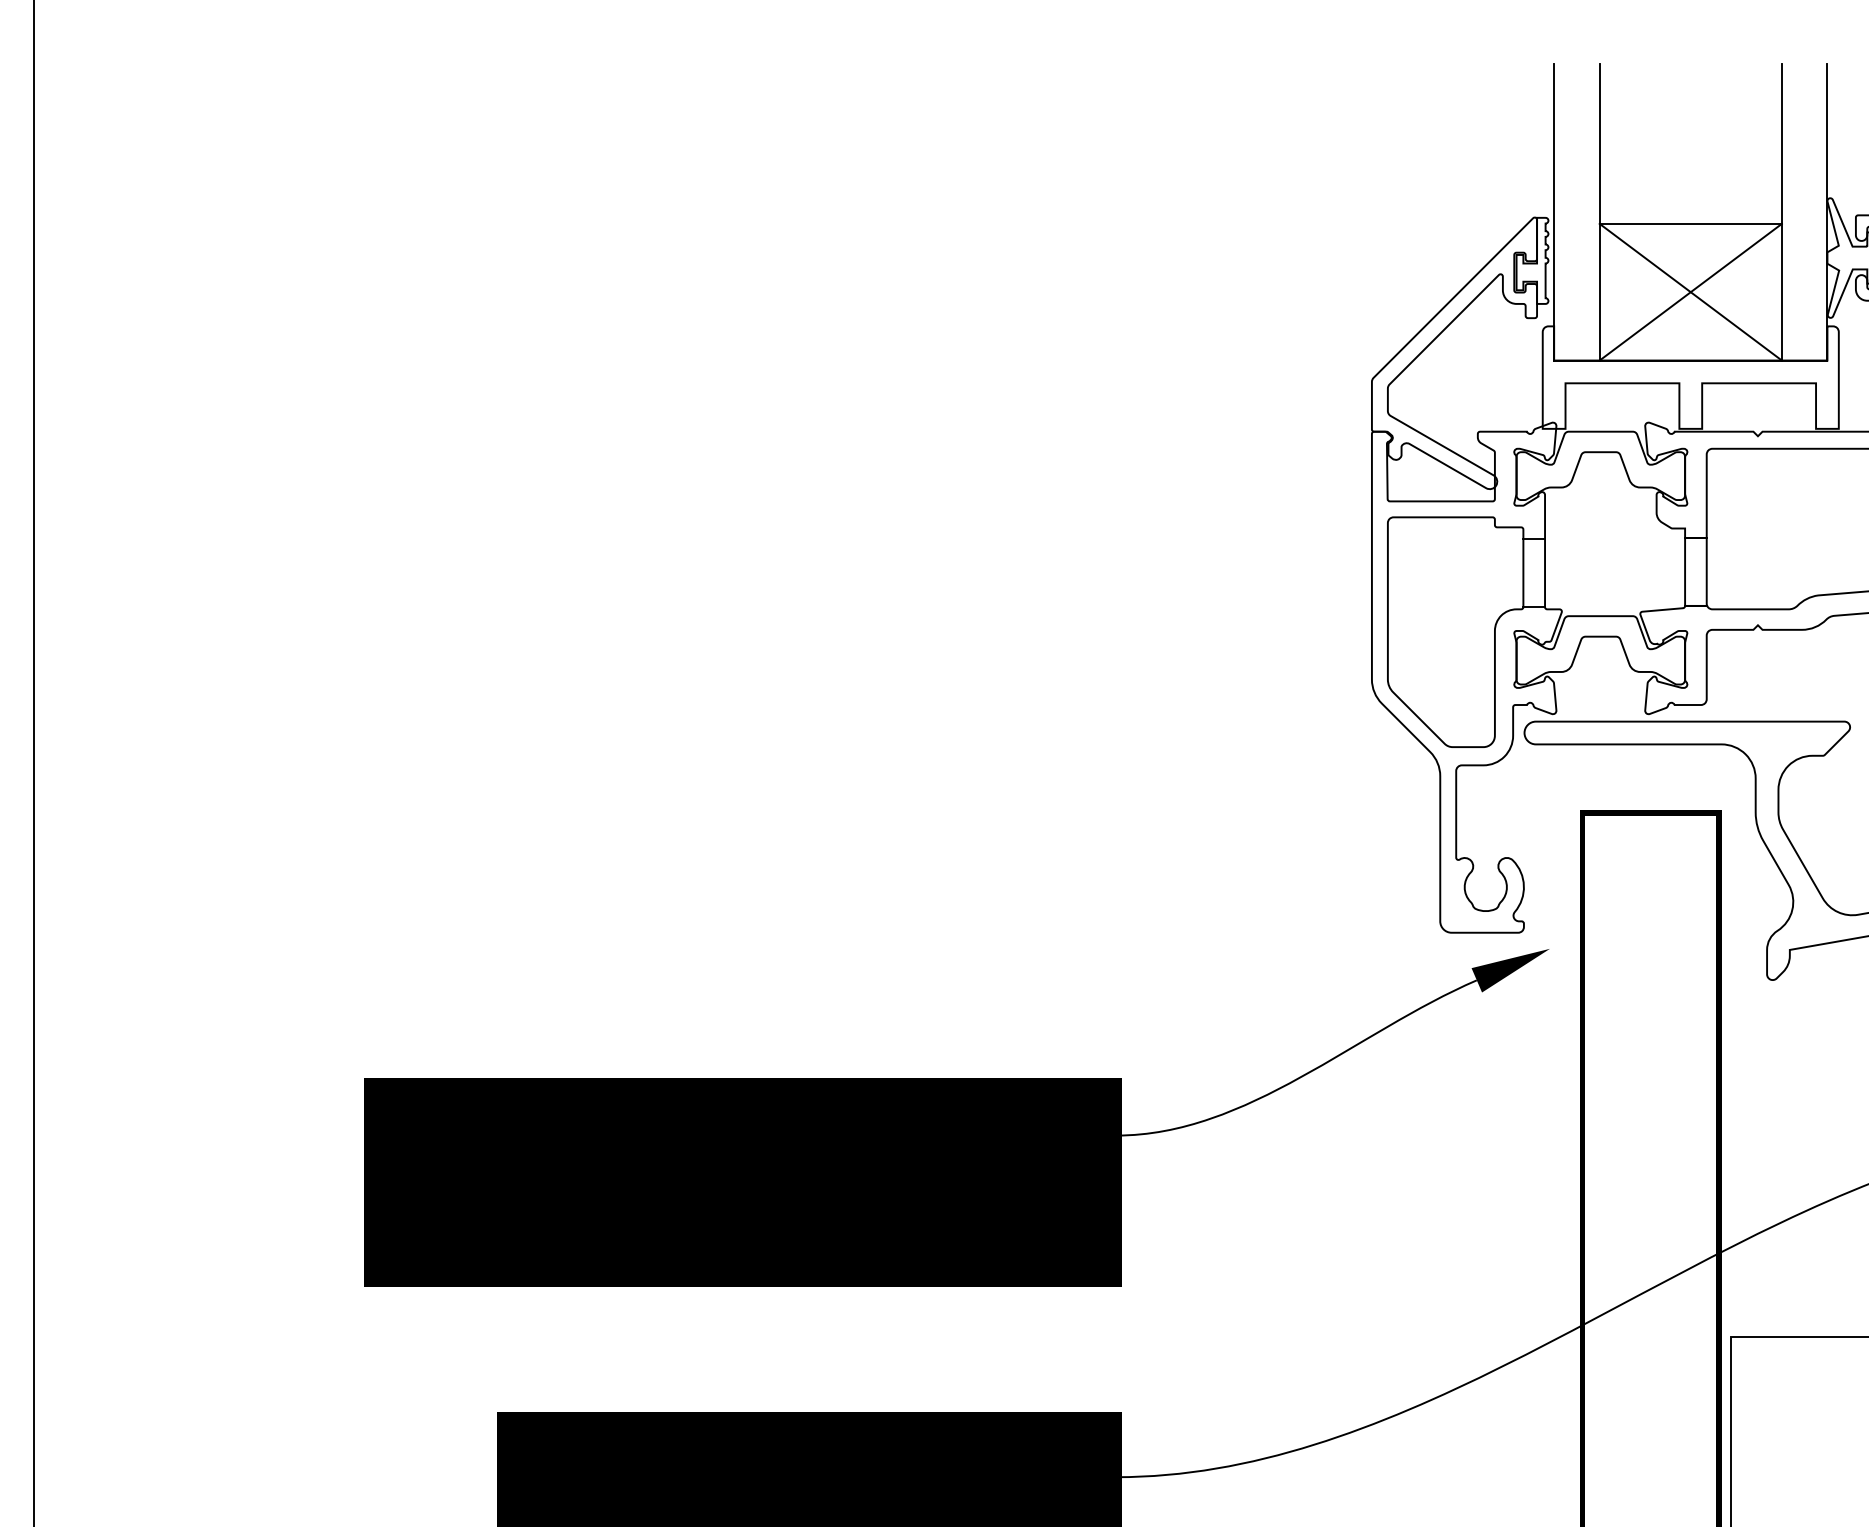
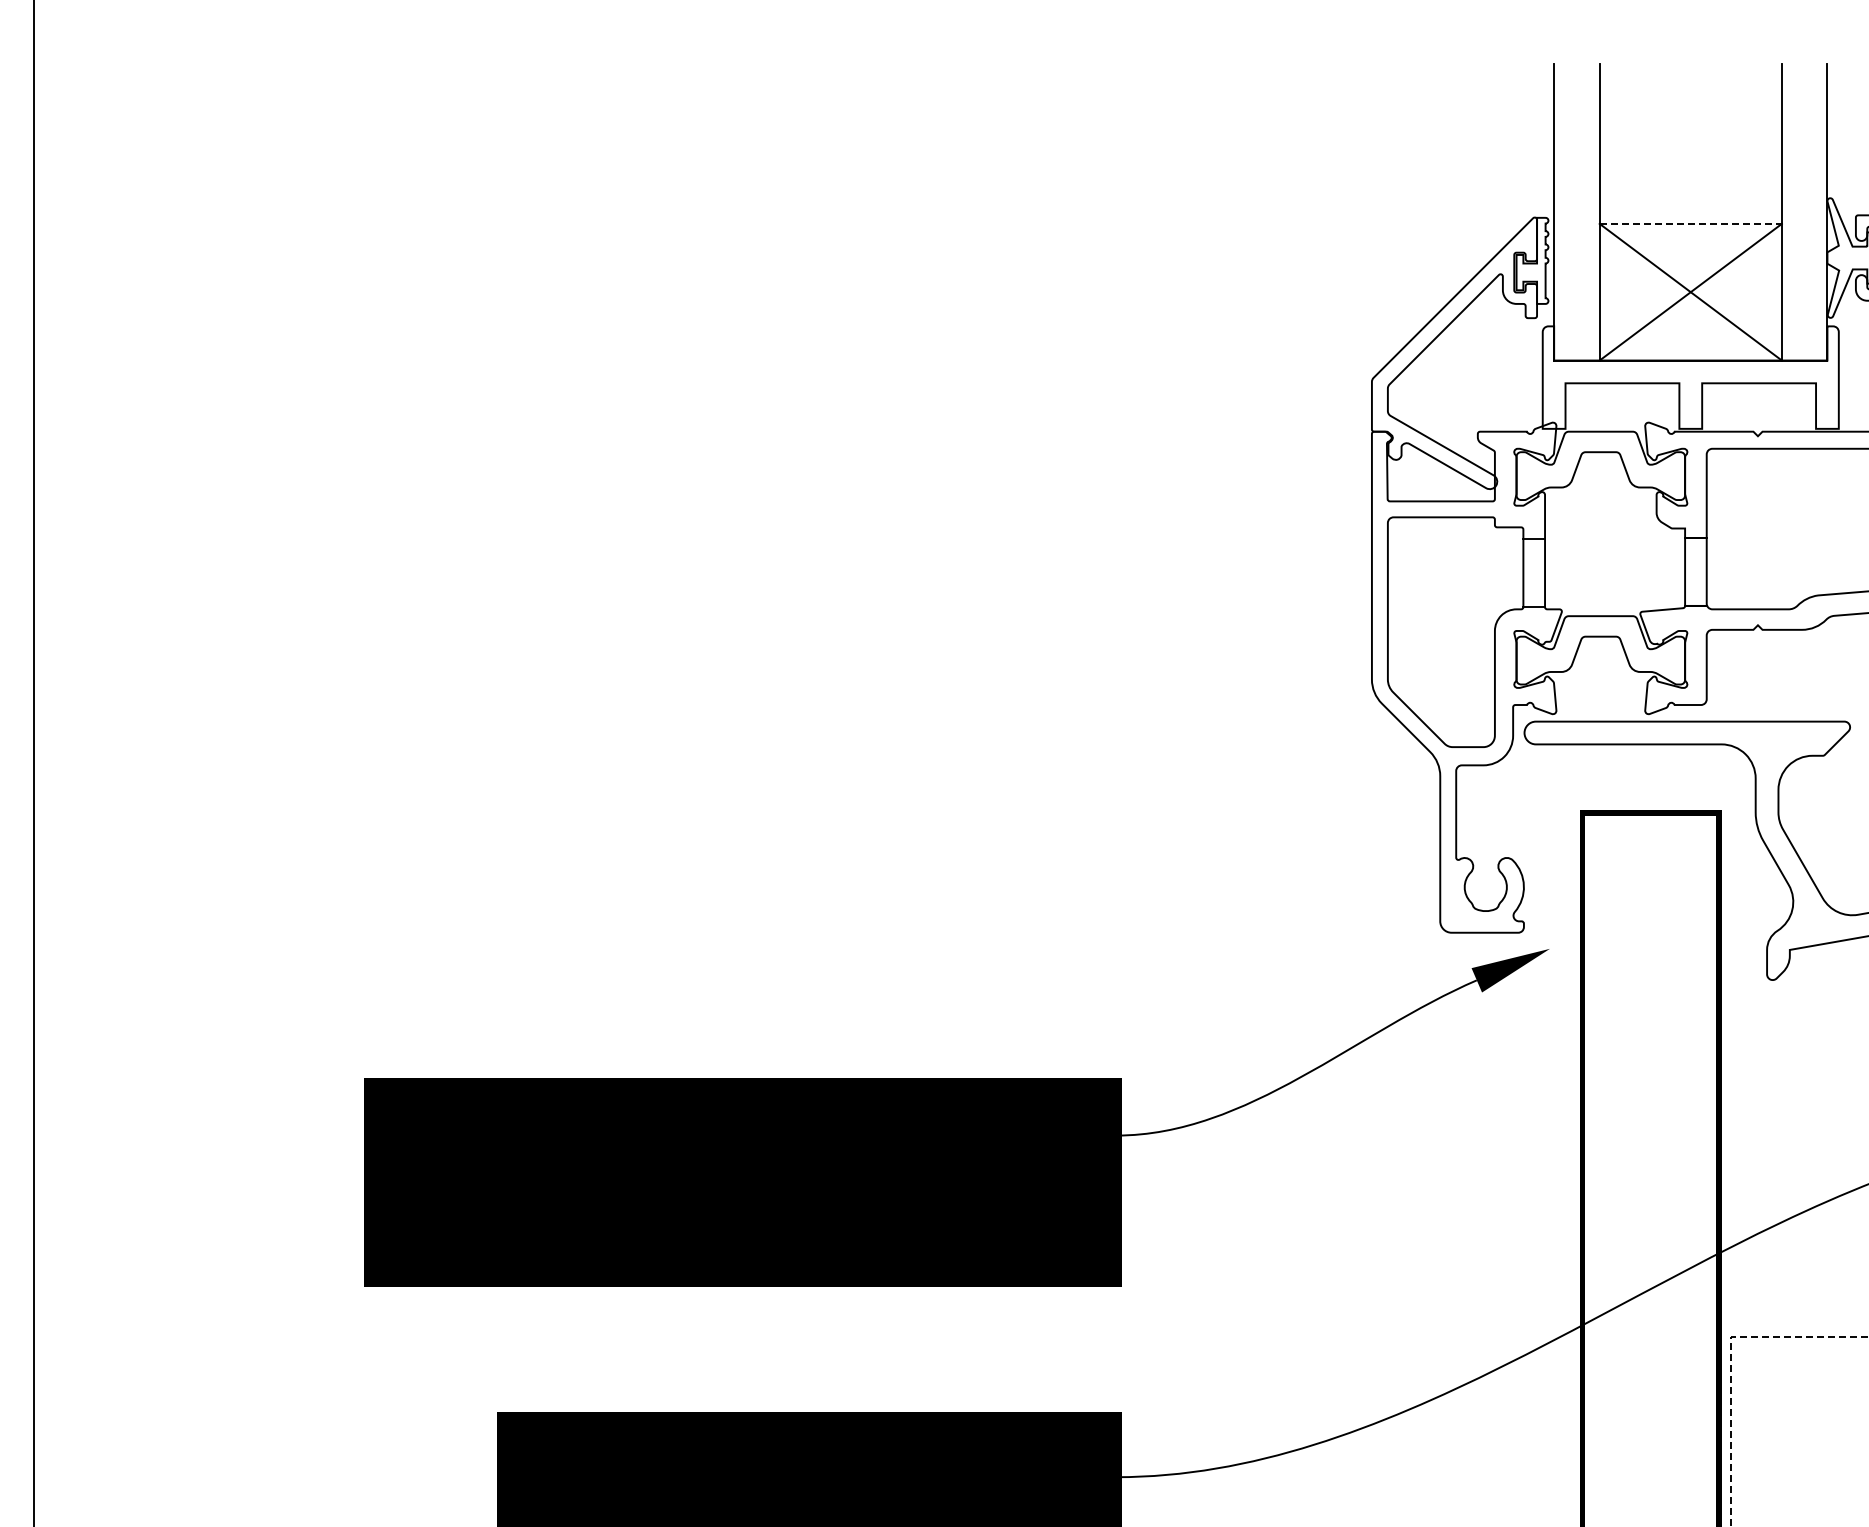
line: solid -> dashed (1691, 223)
line: solid -> dashed (1730, 1361)
